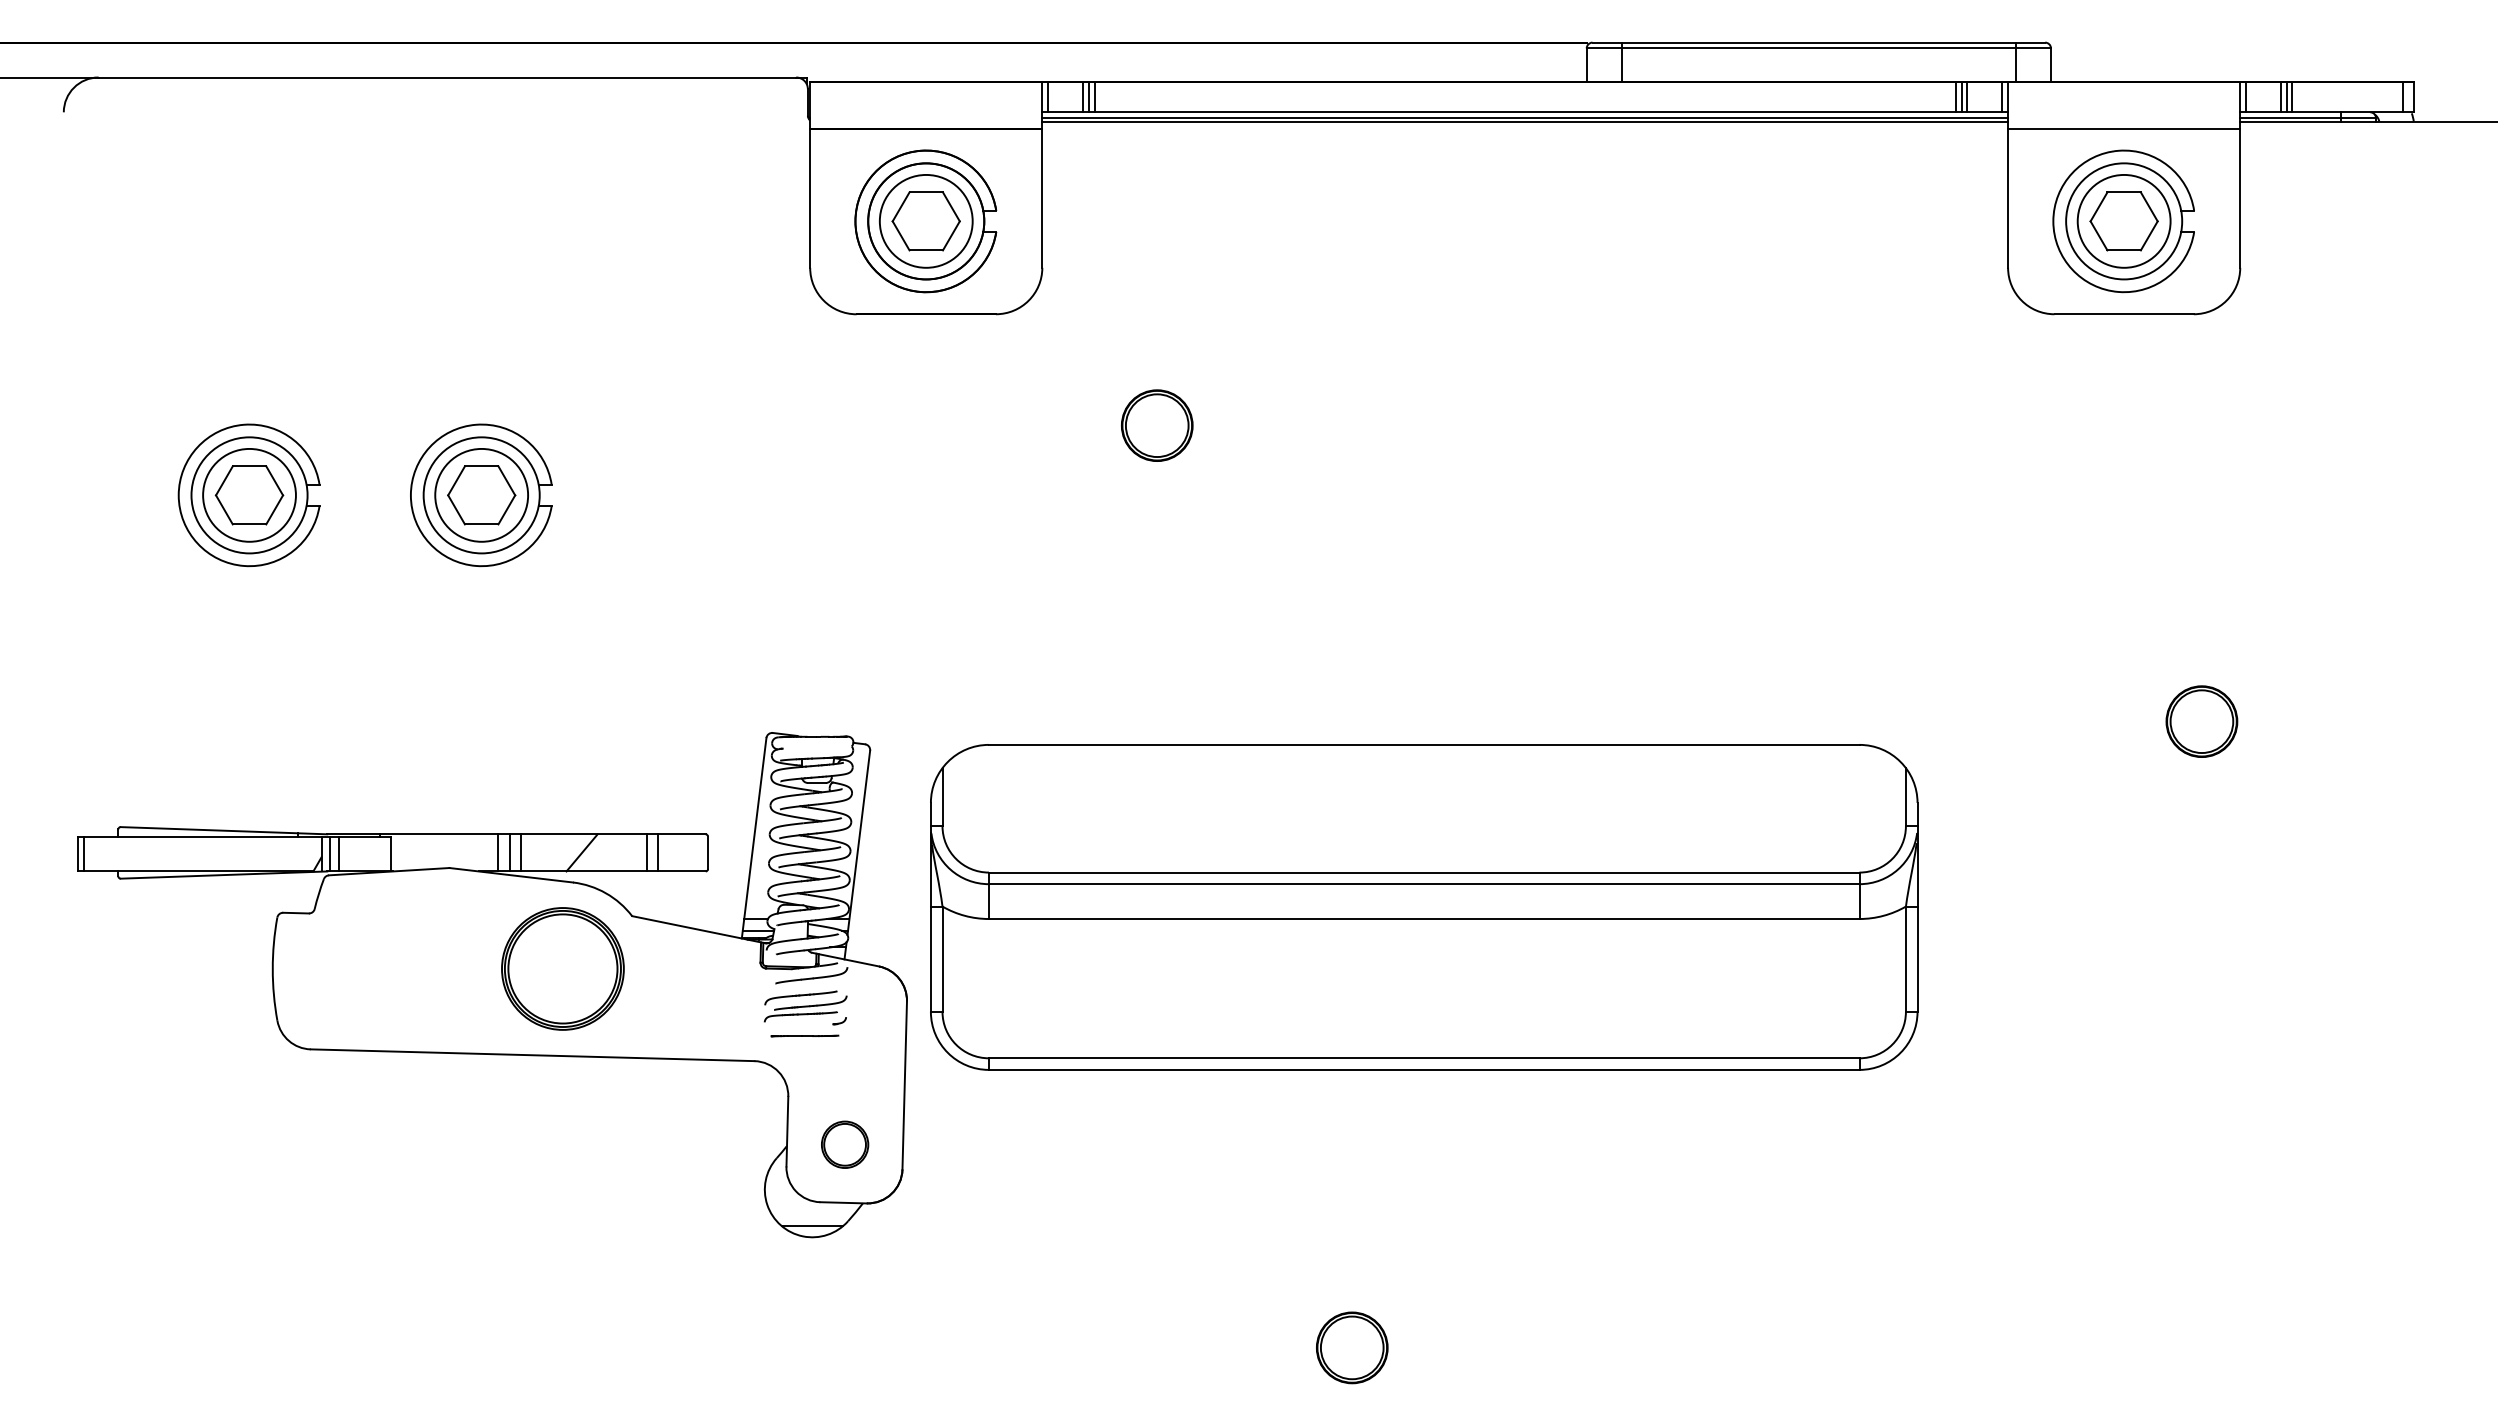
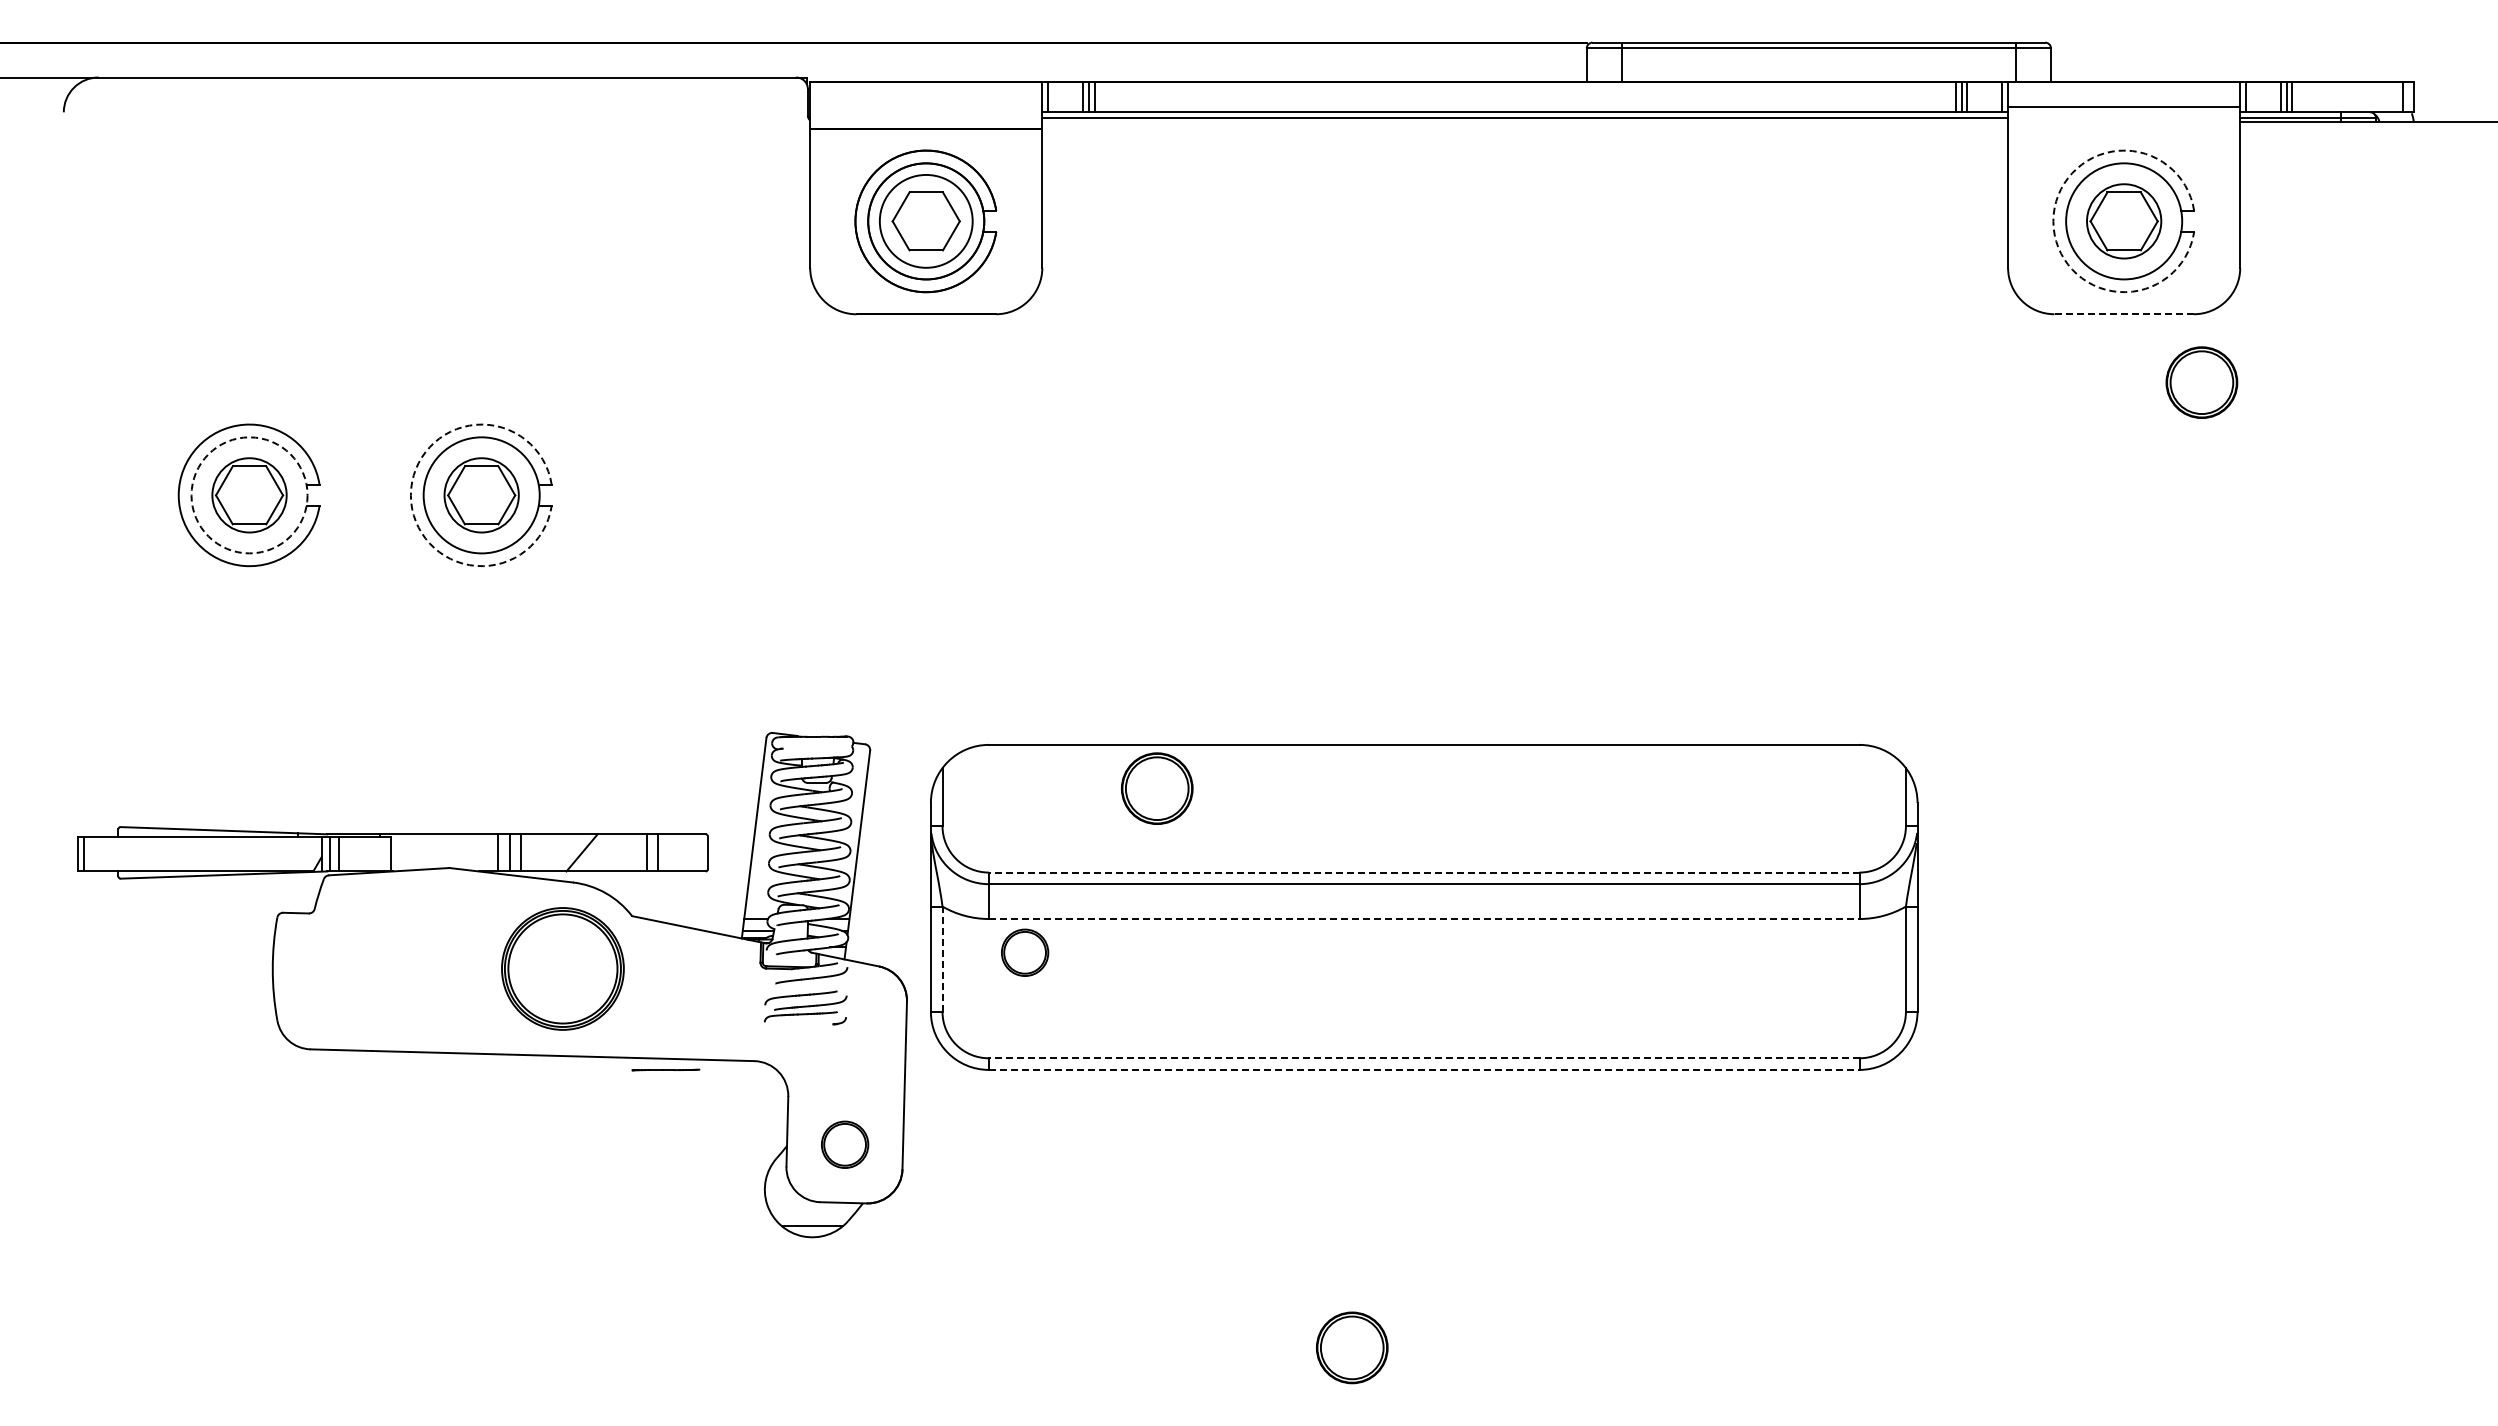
line: present -> none (1525, 121)
line position: (2124, 128) -> (2124, 106) (2124, 106)
circle diameter: 93 px -> 74 px (2124, 221)
arc: solid -> dashed (2053, 221)
line: solid -> dashed (2124, 314)
part position: (1157, 425) -> (1157, 788) (1157, 788)
circle diameter: 93 px -> 74 px (249, 495)
circle diameter: 93 px -> 74 px (481, 495)
circle: solid -> dashed (249, 495)
arc: solid -> dashed (410, 495)
part position: (2201, 721) -> (2201, 382) (2201, 382)
line: solid -> dashed (1423, 872)
line: solid -> dashed (1424, 919)
part: none -> present (1025, 952)
line: solid -> dashed (942, 959)
line position: (804, 1035) -> (665, 1069) (665, 1069)
line: solid -> dashed (1423, 1058)
line: solid -> dashed (1424, 1069)
